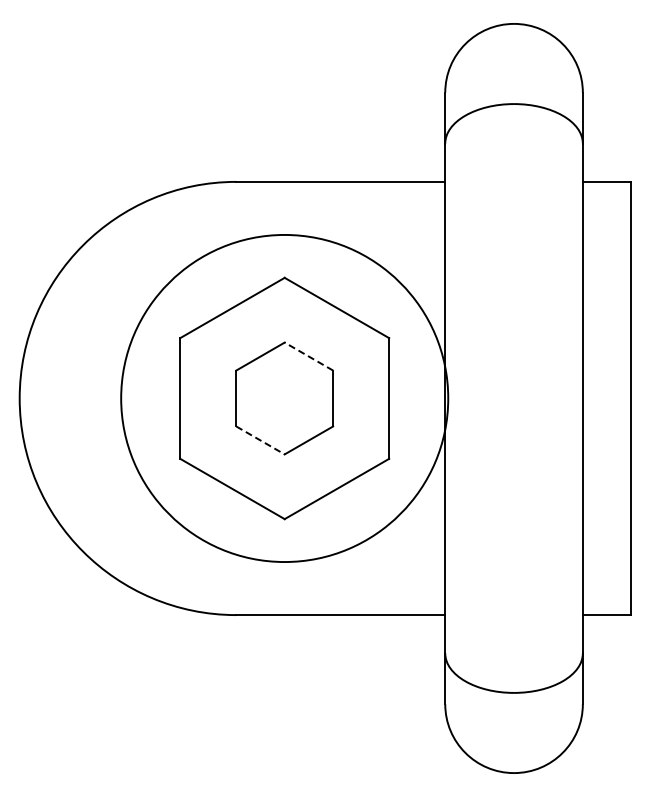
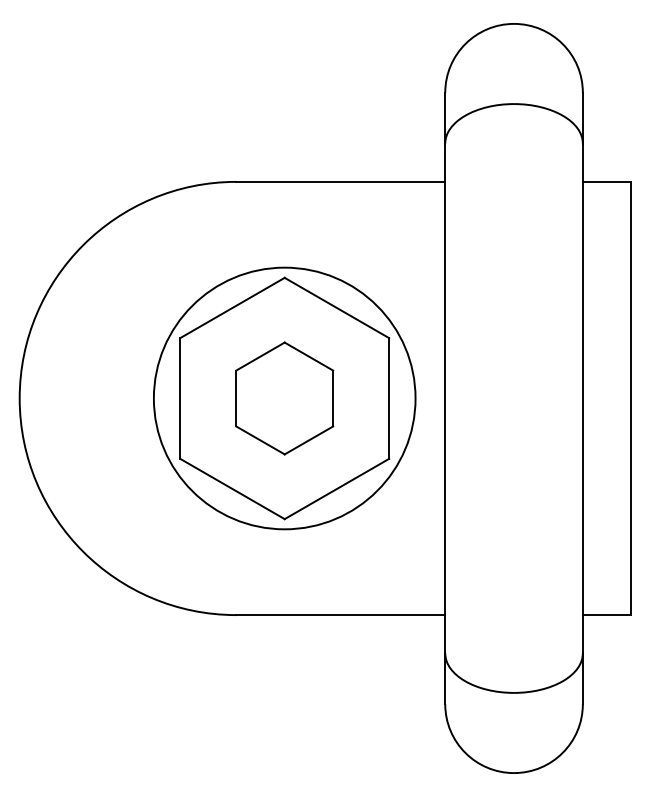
line: dashed -> solid (308, 356)
circle diameter: 327 px -> 262 px (284, 398)
line: dashed -> solid (260, 440)
